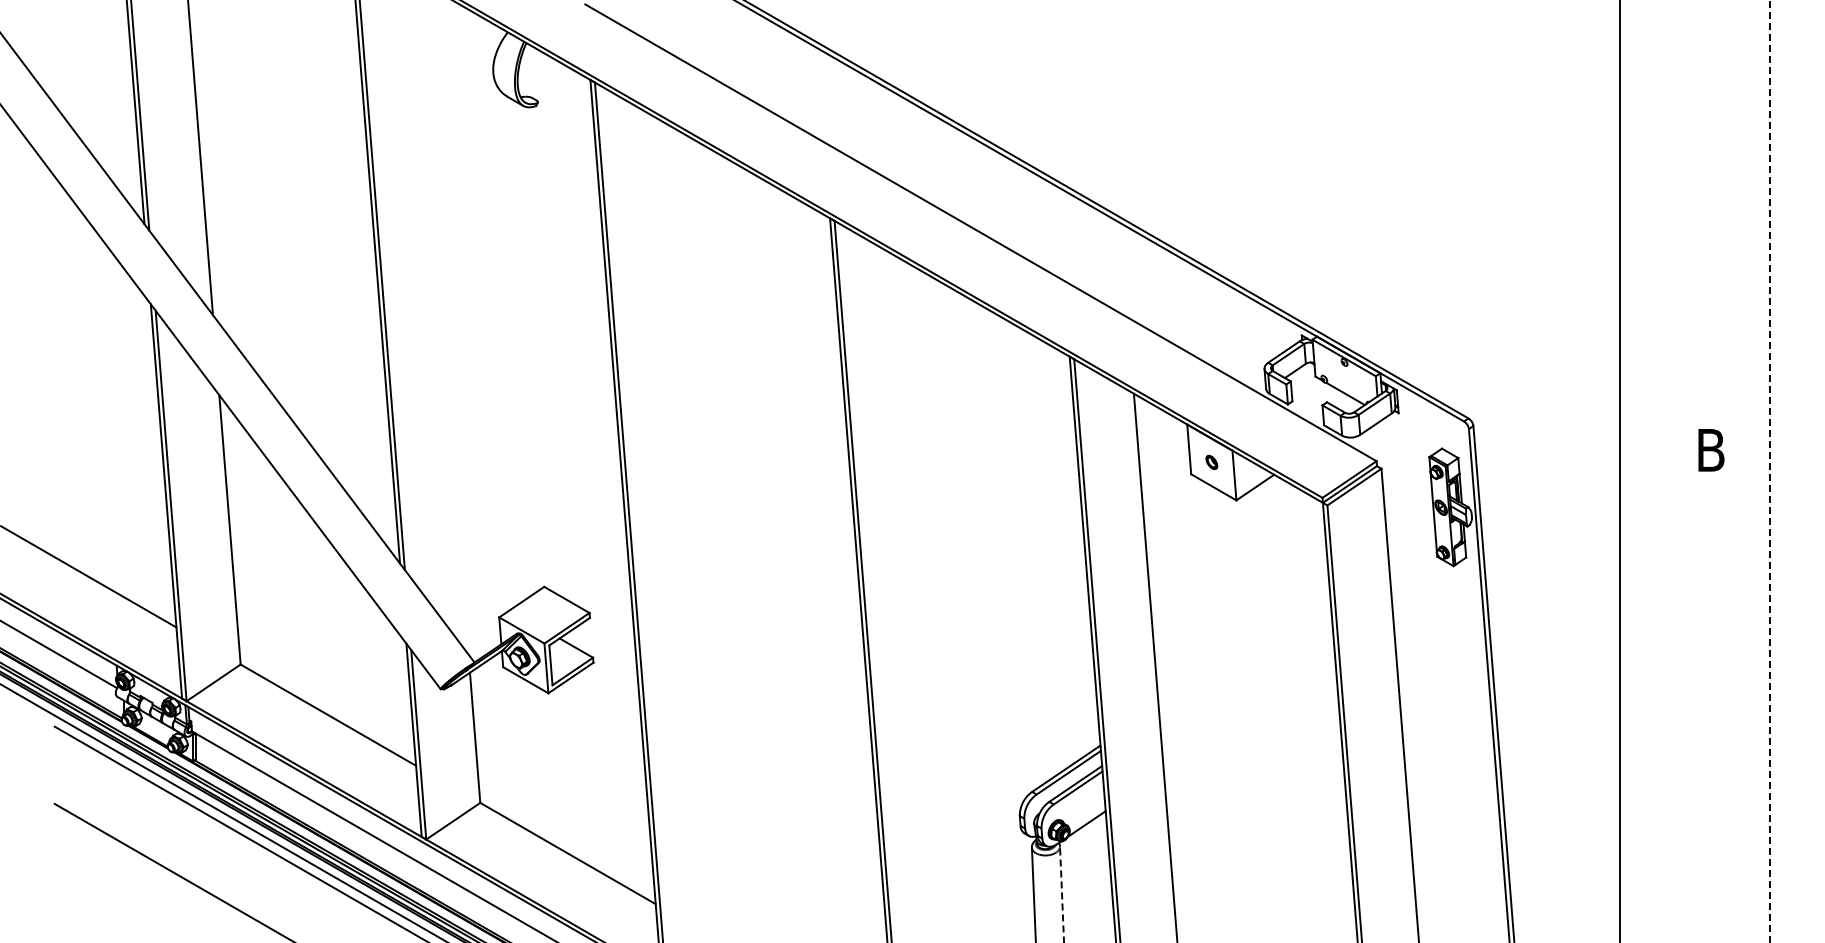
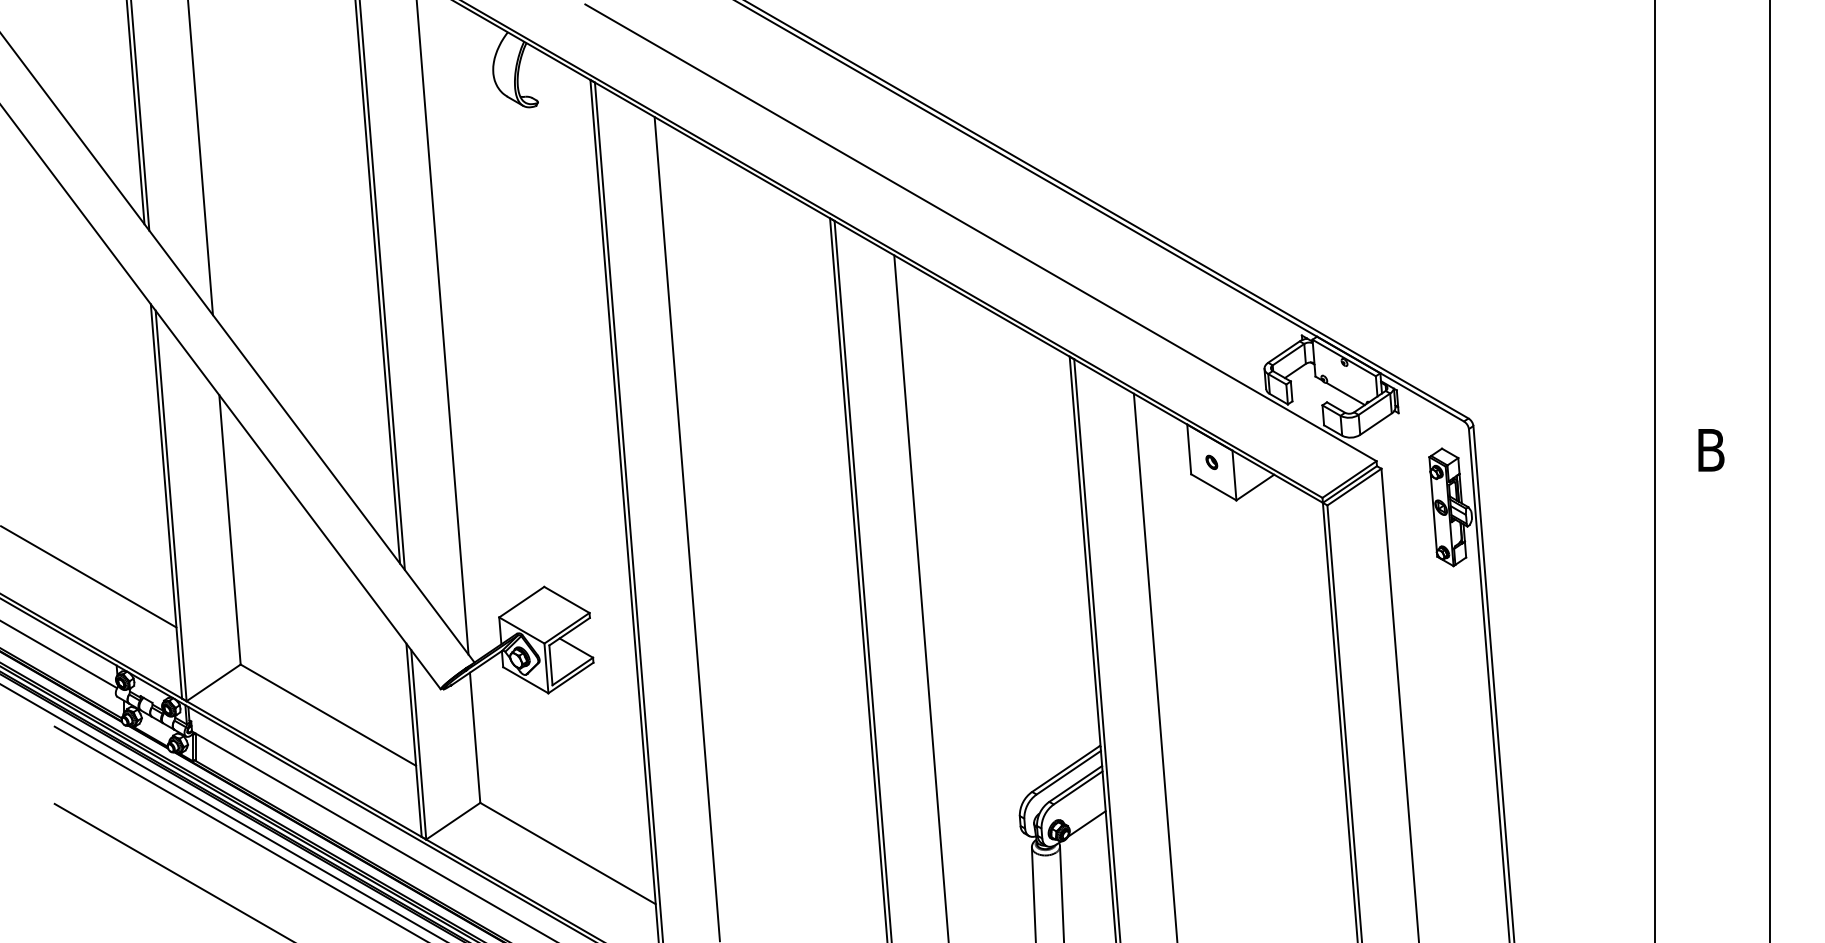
line: none -> present (442, 328)
line position: (1620, 470) -> (1655, 470) (1655, 470)
line: dashed -> solid (1770, 471)
line: none -> present (686, 528)
line: none -> present (921, 597)
line: dashed -> solid (1062, 894)
